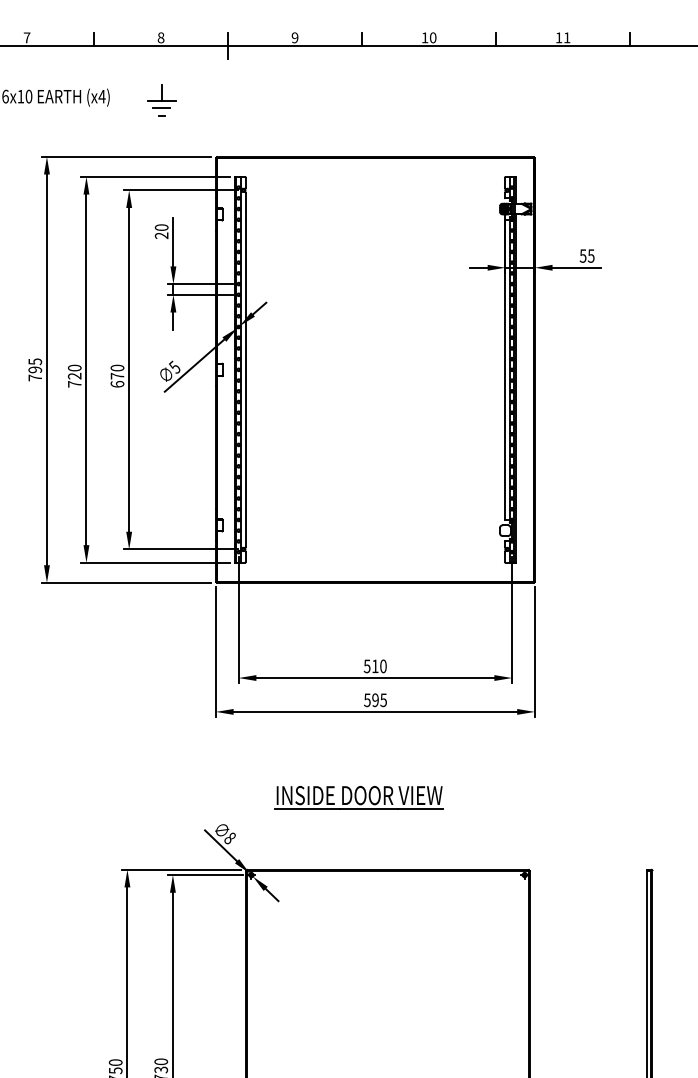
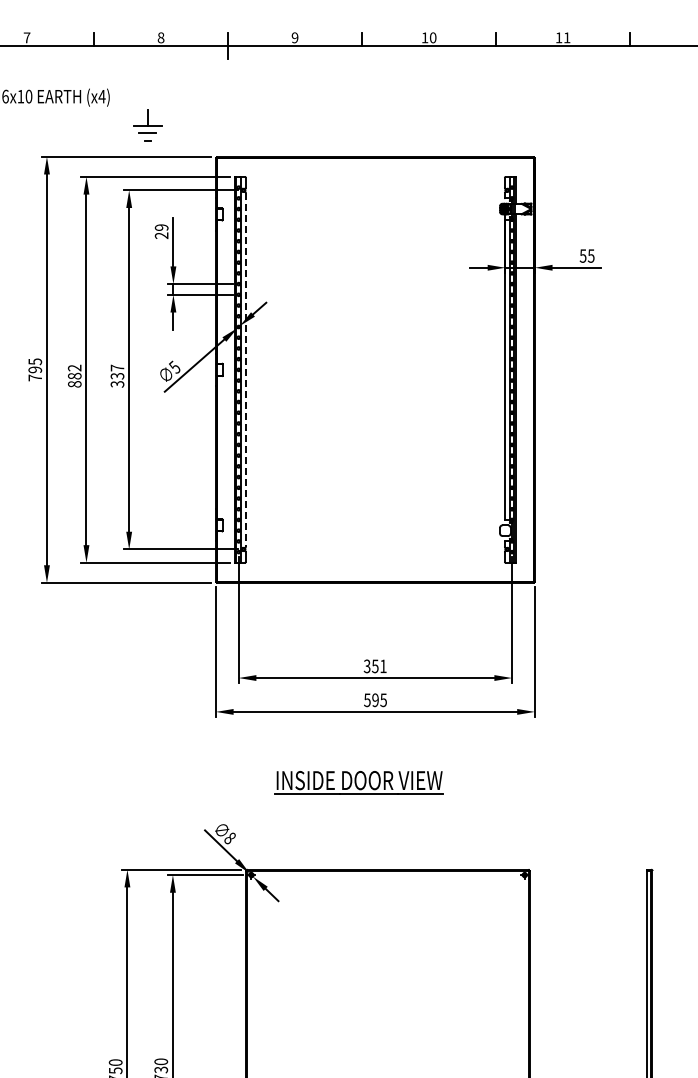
part position: (161, 100) -> (147, 125) (147, 125)
text: 20 -> 29 (161, 227)
line: solid -> dashed (245, 369)
text: 720 -> 882 (74, 375)
text: 670 -> 337 (117, 375)
text: 510 -> 351 (375, 666)
part position: (358, 797) -> (358, 782) (358, 782)
